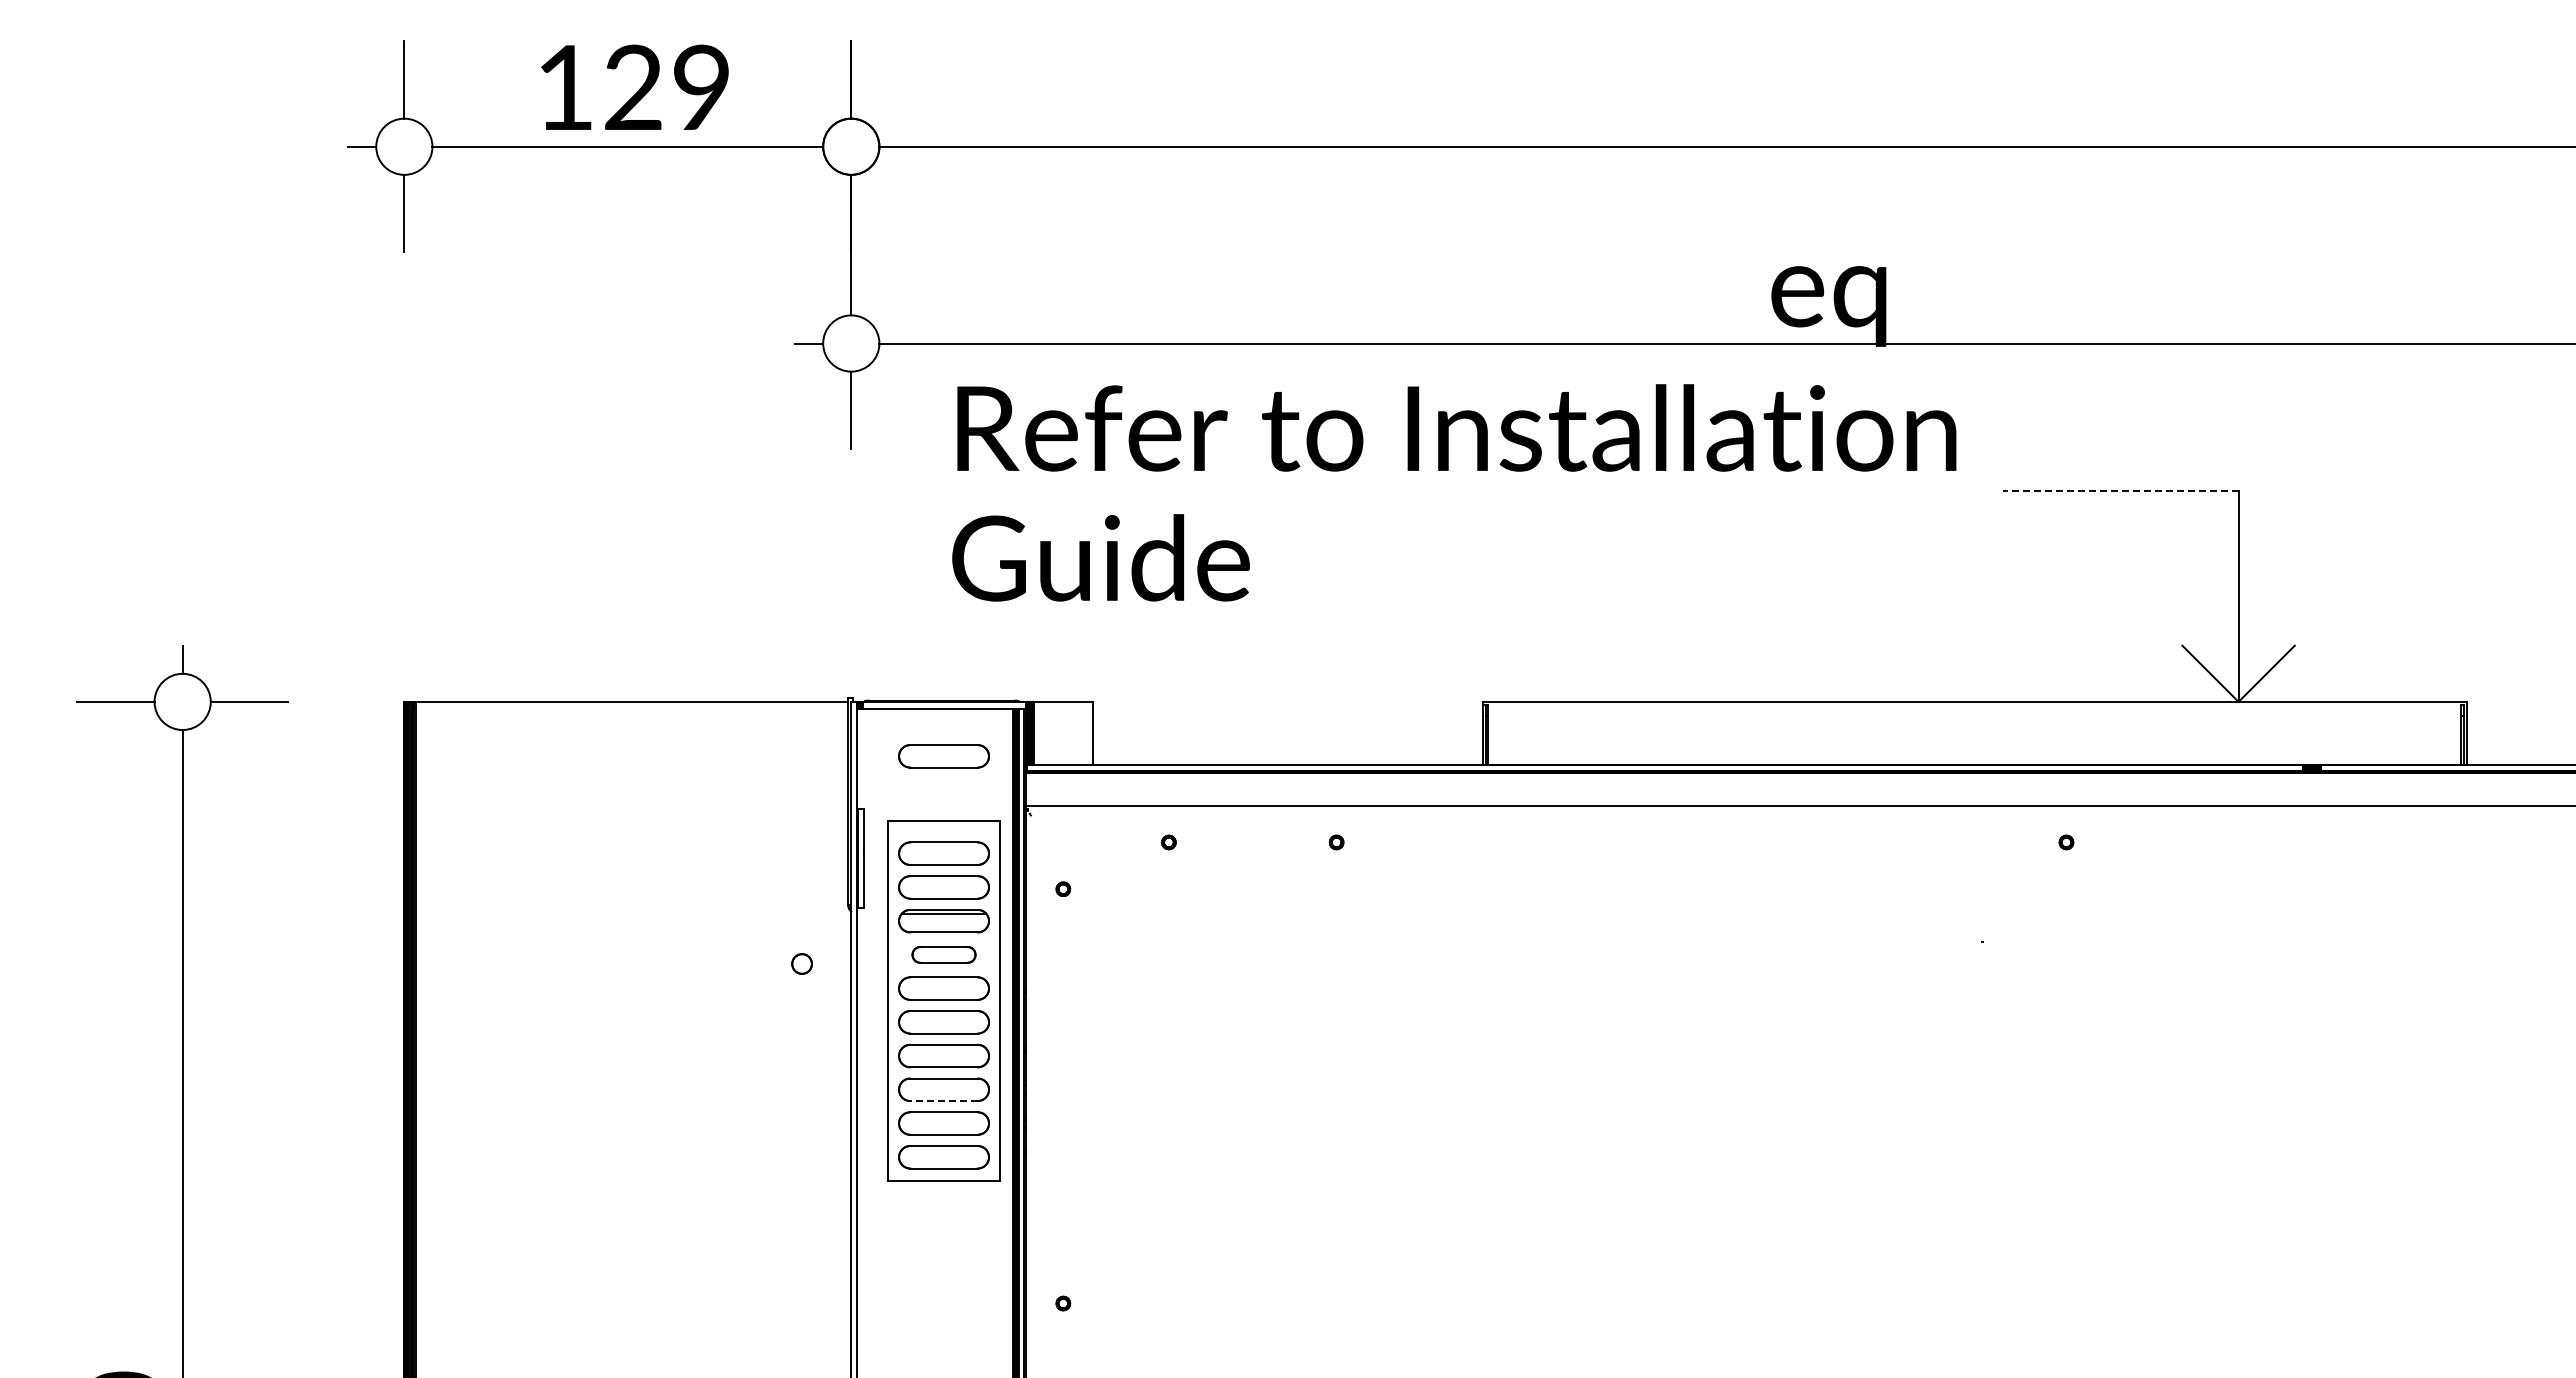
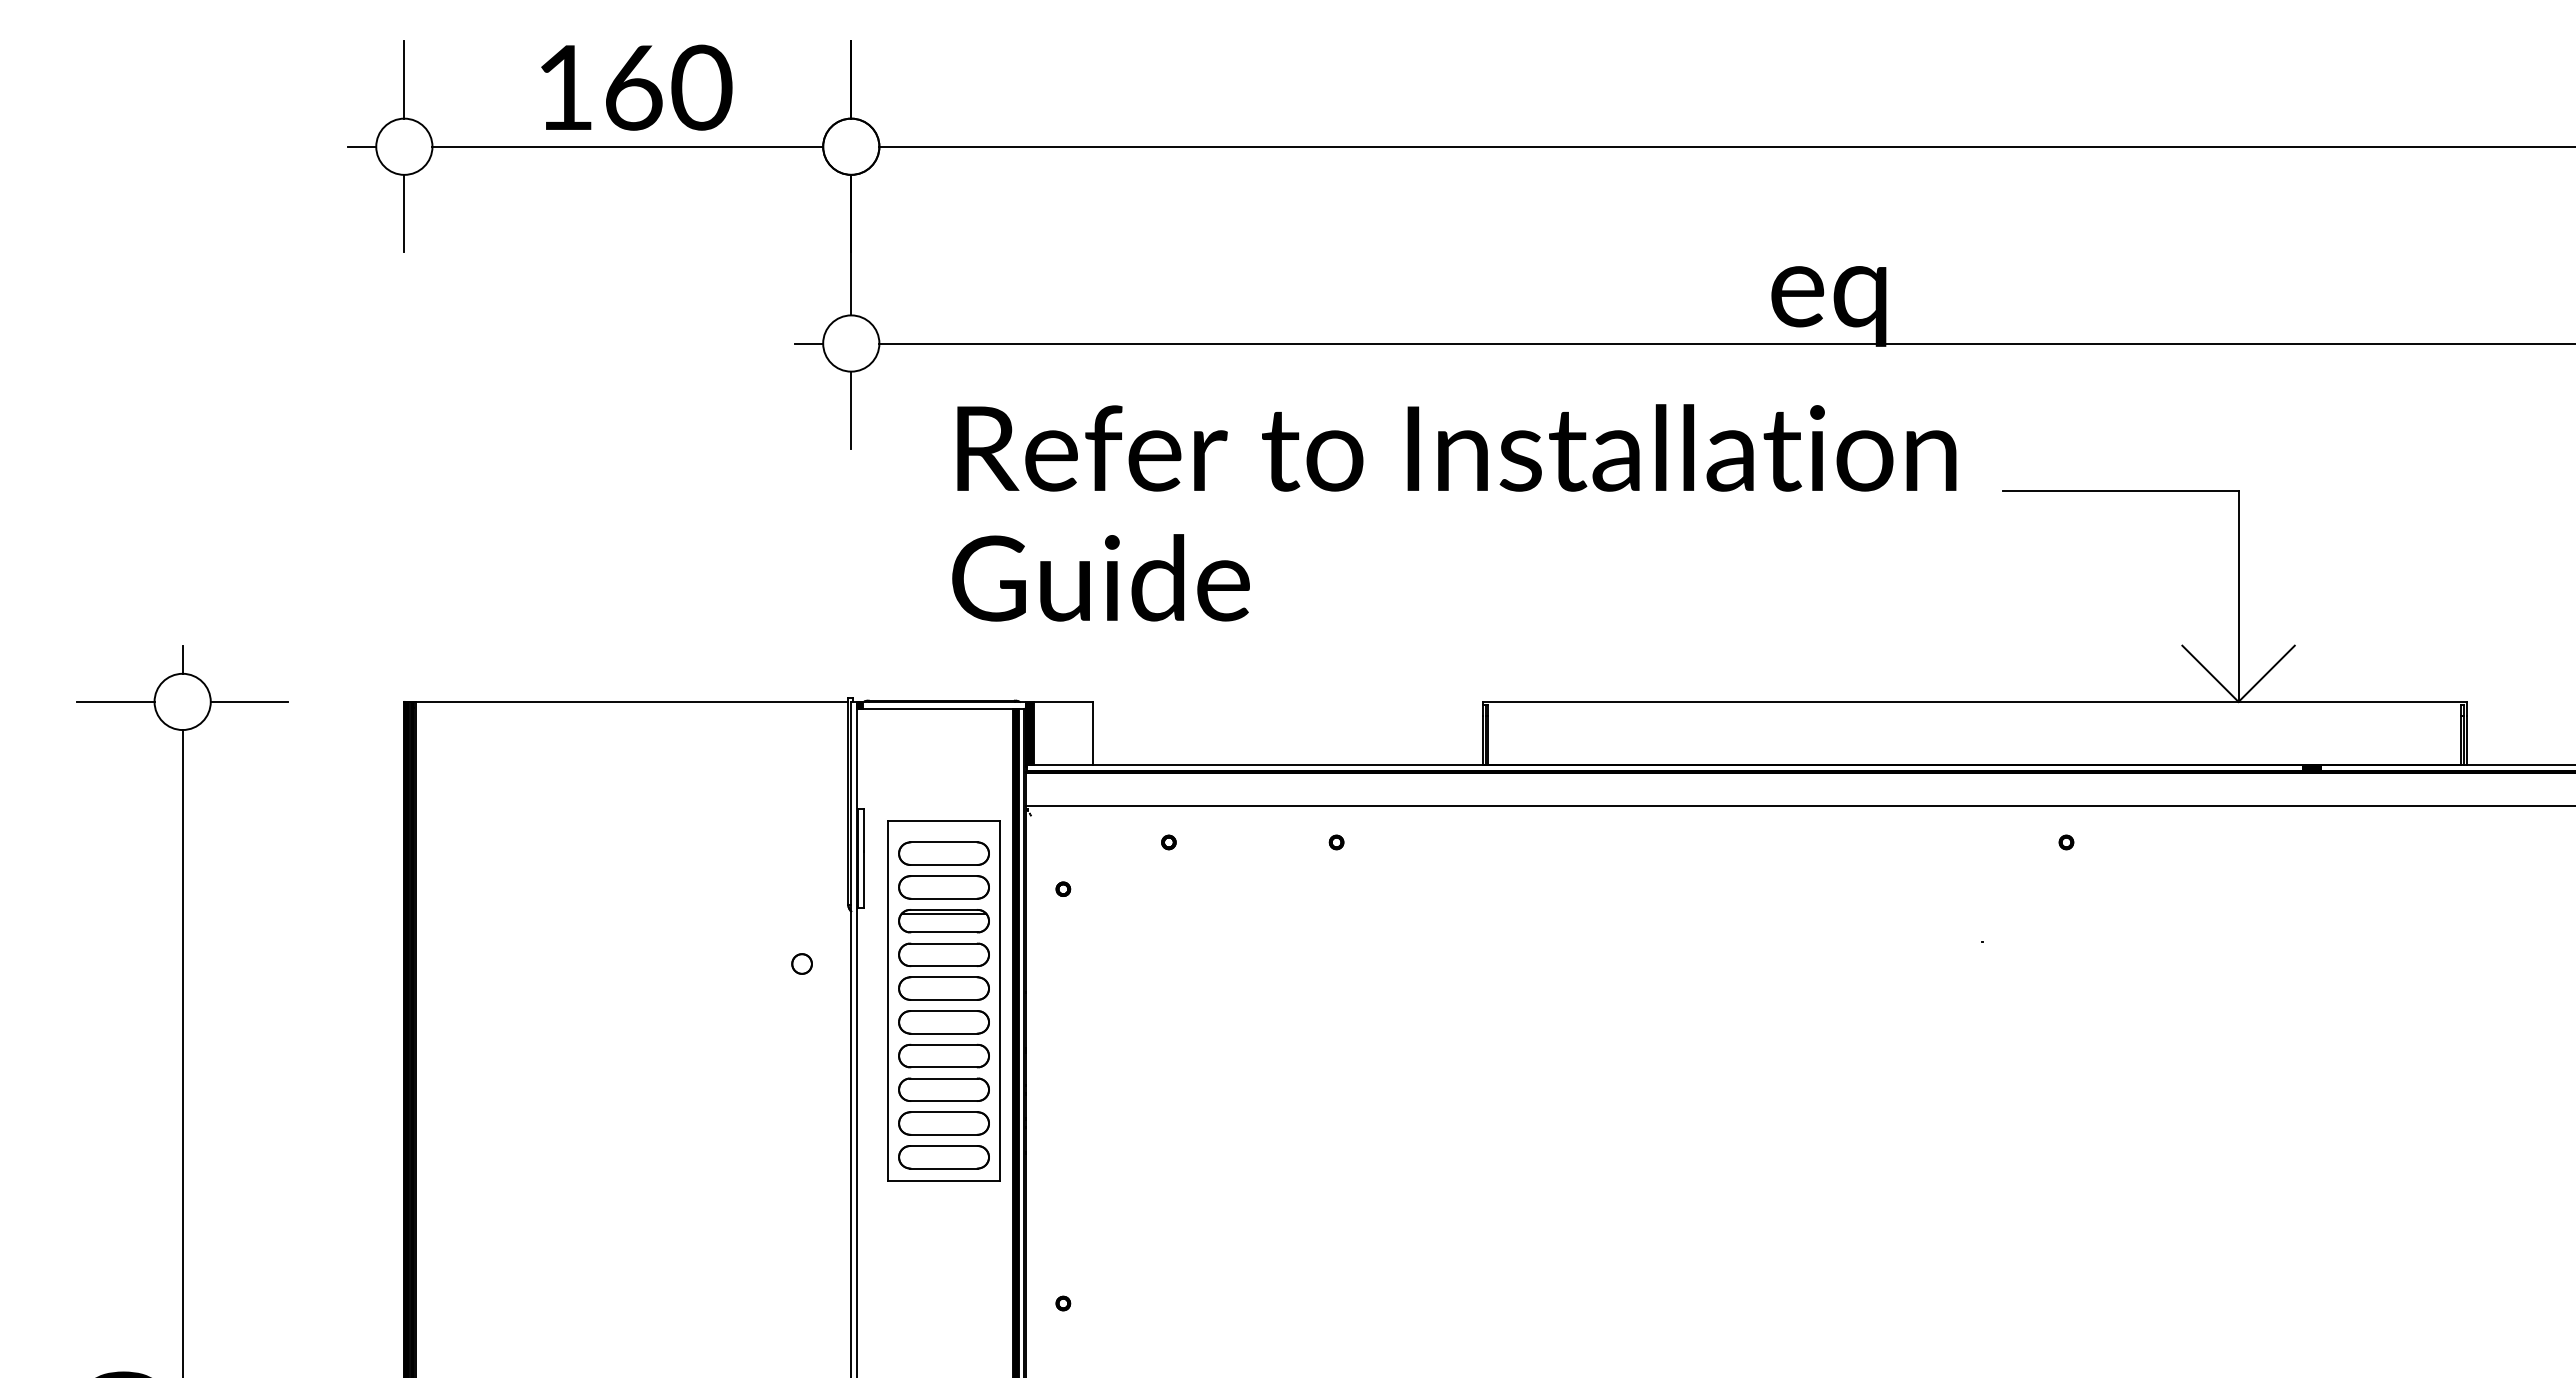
text: 129 -> 160 (668, 87)
line: dashed -> solid (2120, 490)
text position: (1454, 492) -> (1454, 512) (1454, 512)
part: present -> none (943, 756)
part size: 66x18 px -> 92x26 px (943, 954)
line: dashed -> solid (944, 1101)
